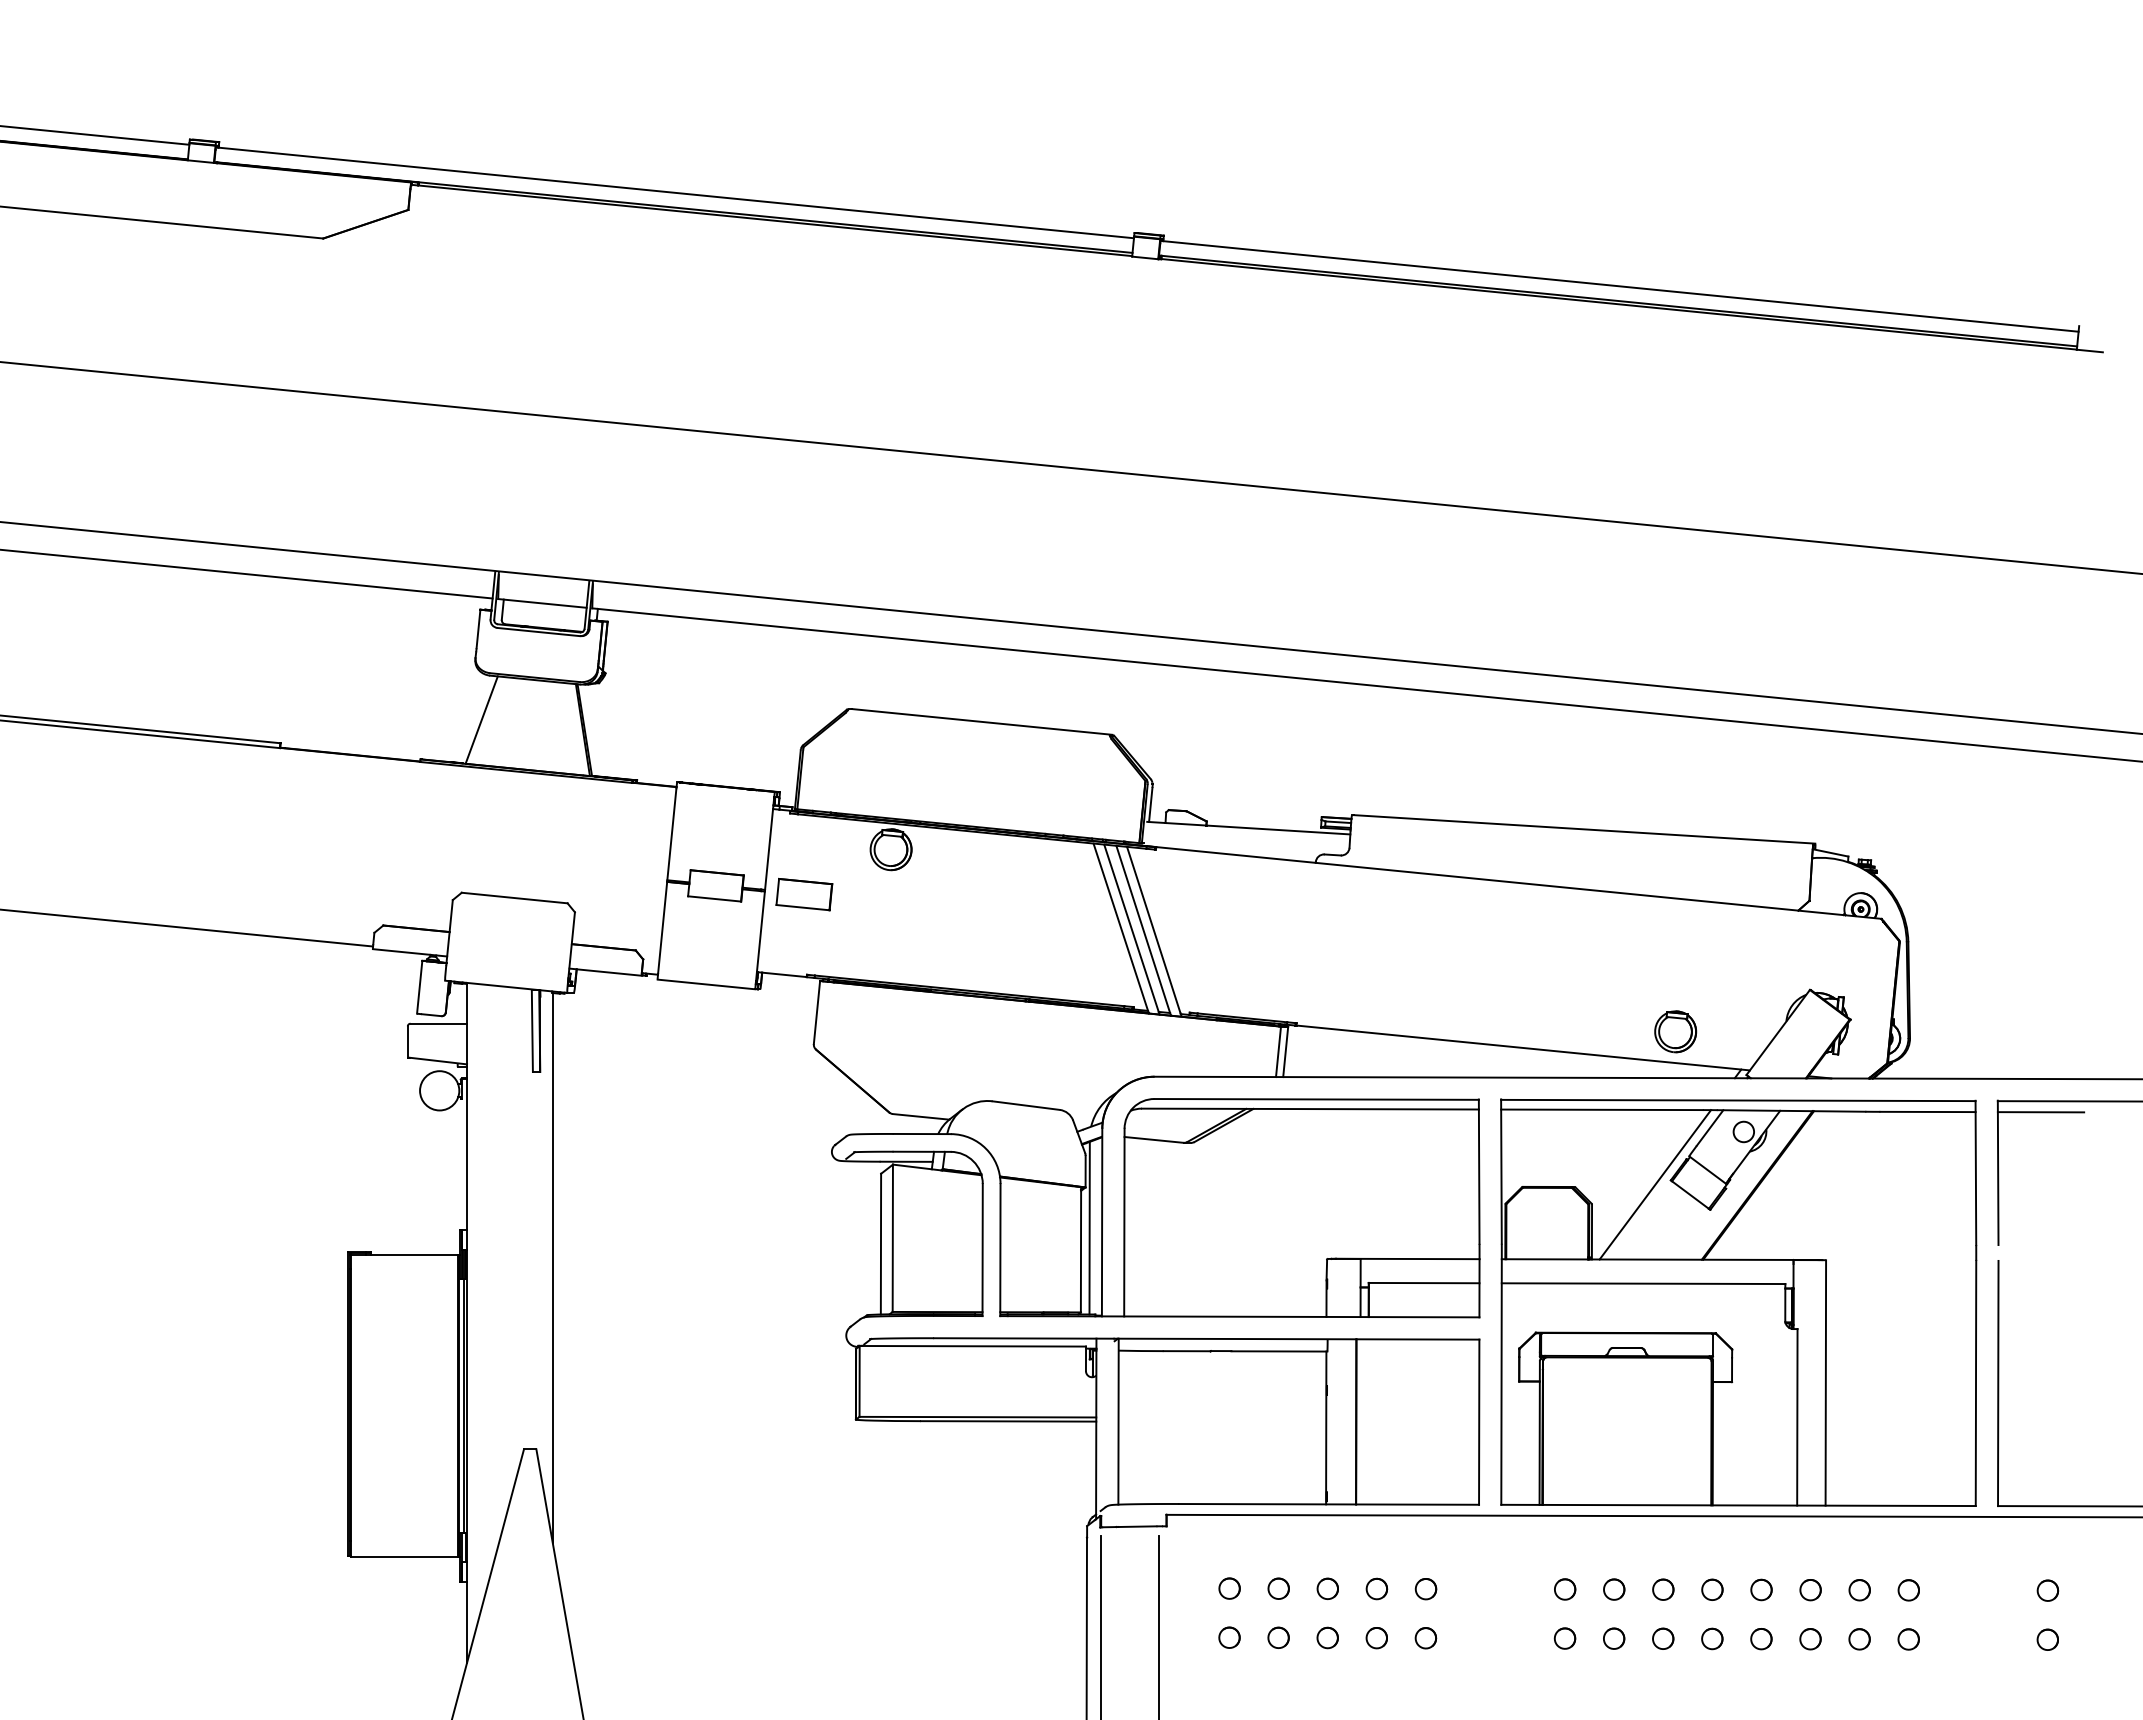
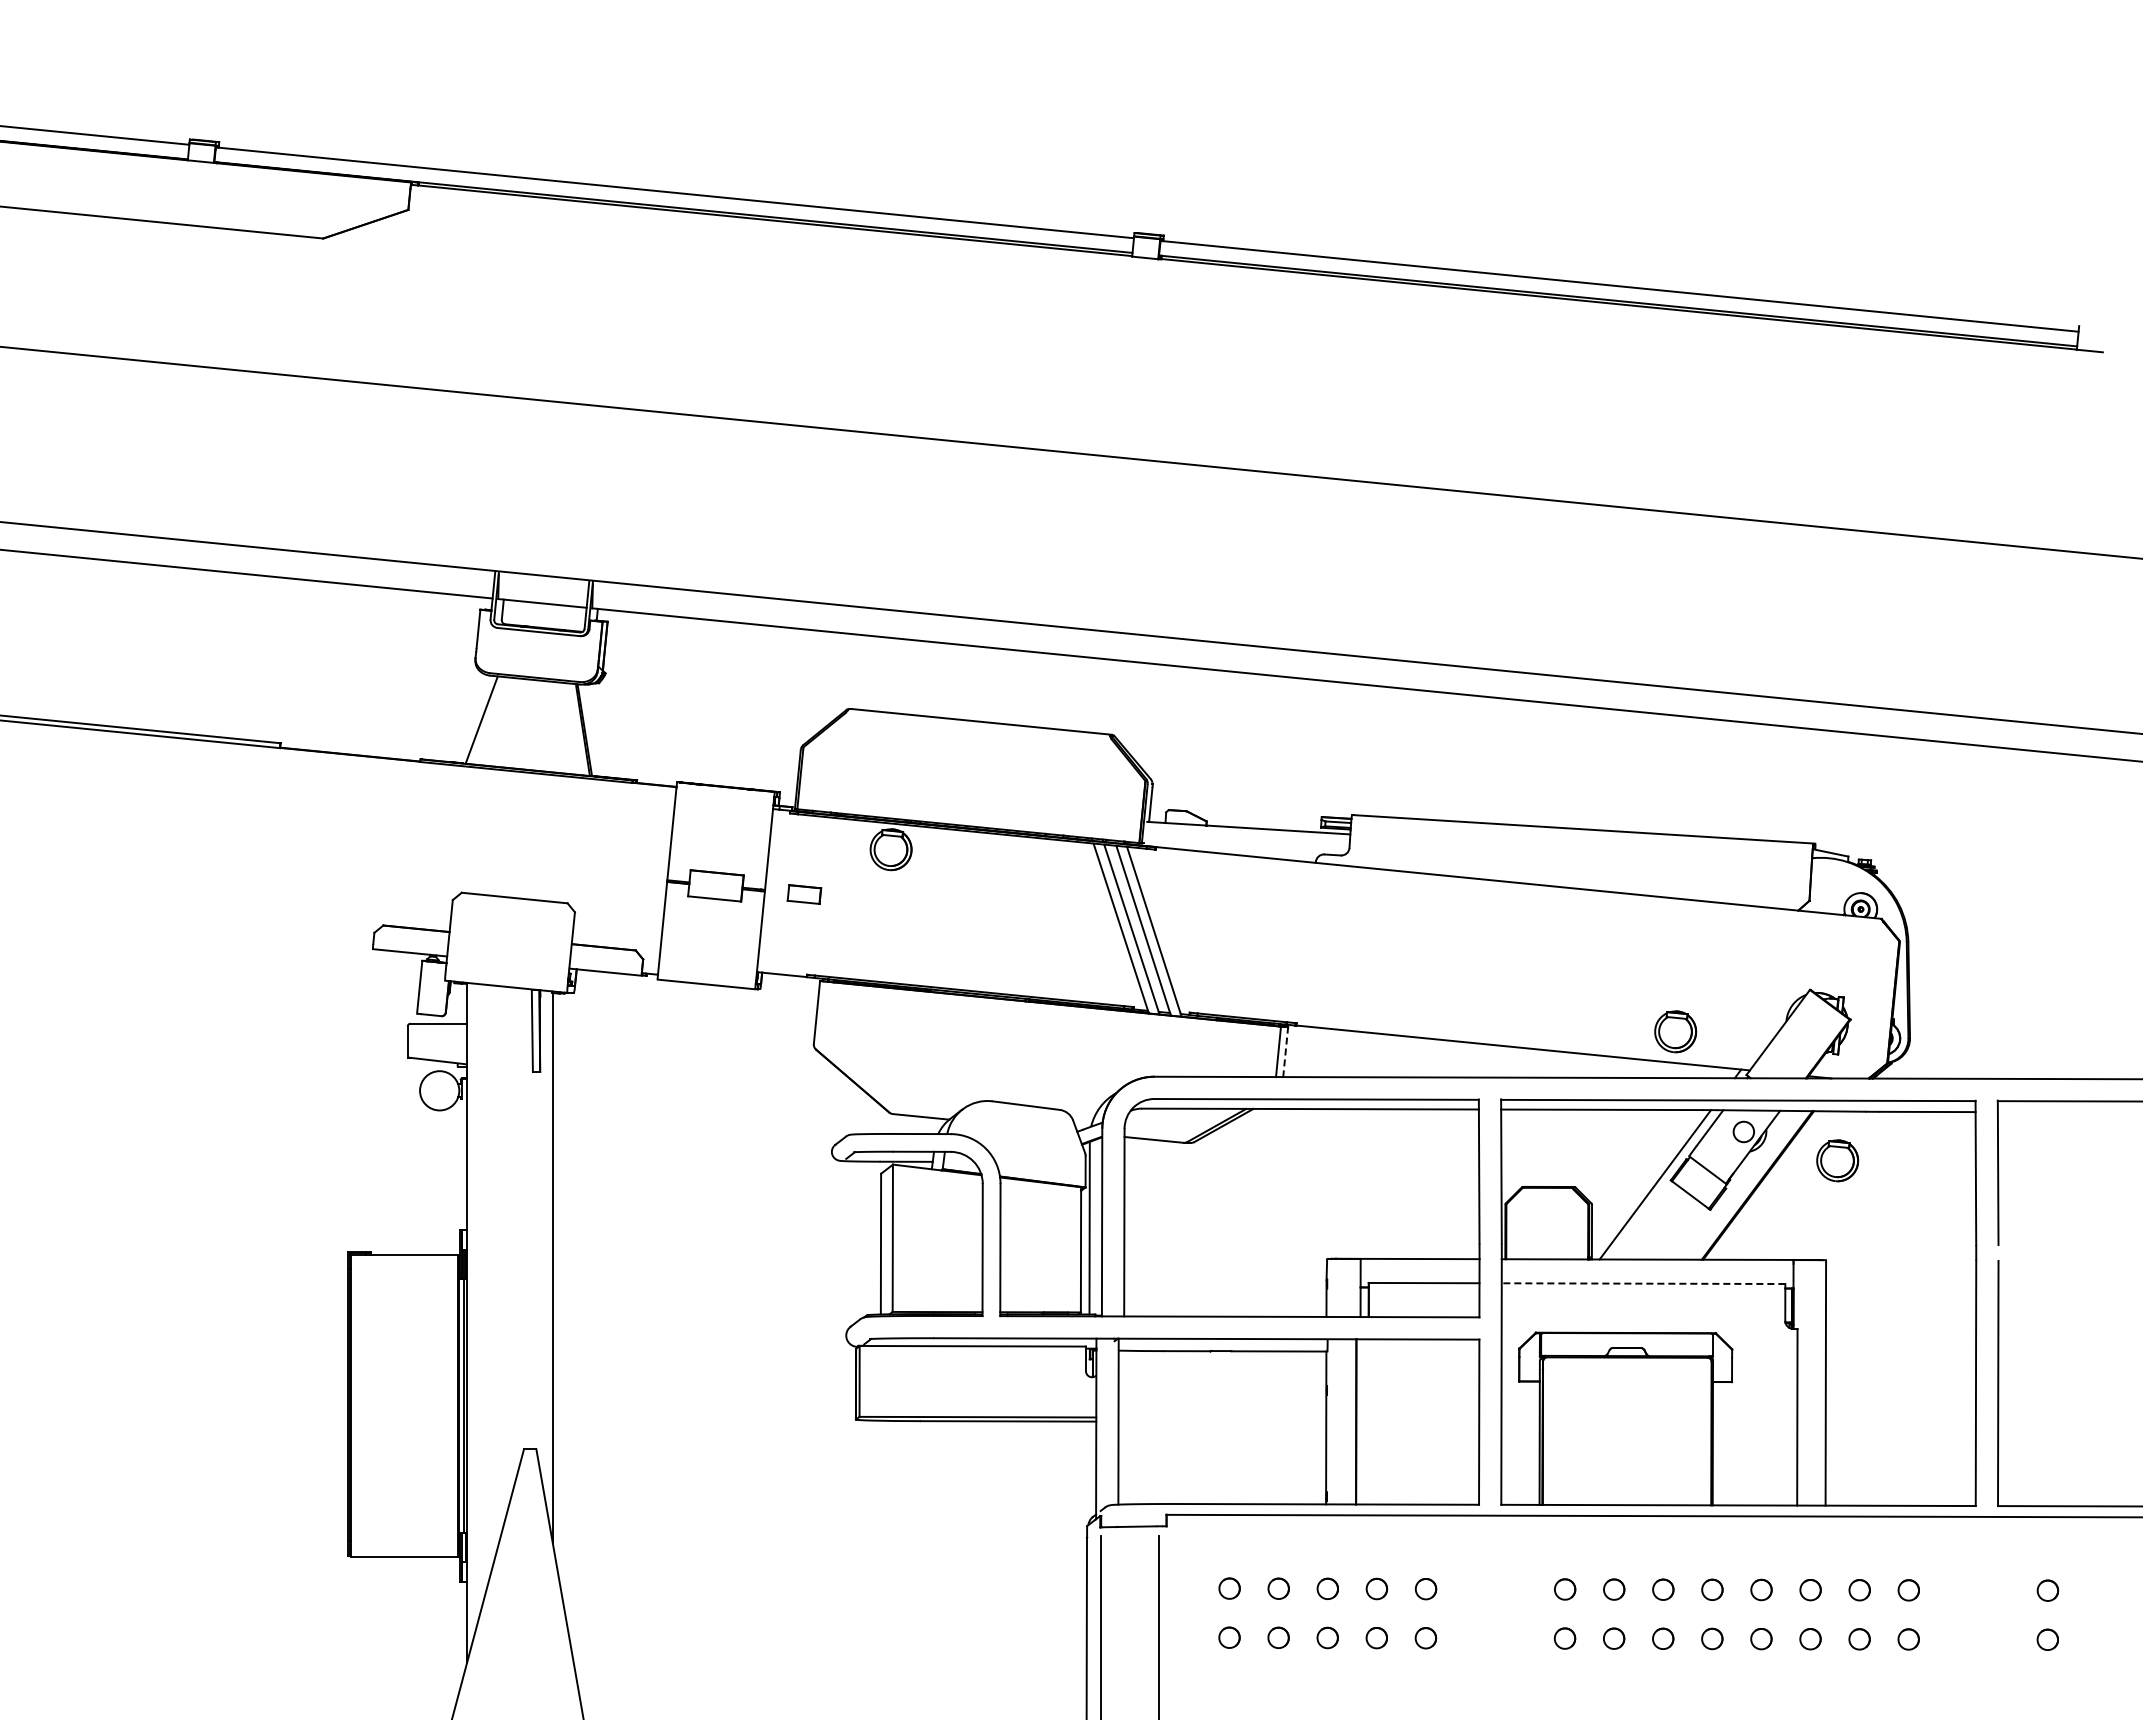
line position: (1070, 467) -> (1070, 452) (1070, 452)
part size: 59x35 px -> 37x21 px (804, 894)
line: present -> none (187, 927)
line: solid -> dashed (1285, 1052)
line: present -> none (2040, 1112)
part: none -> present (1837, 1160)
line: solid -> dashed (1643, 1283)
